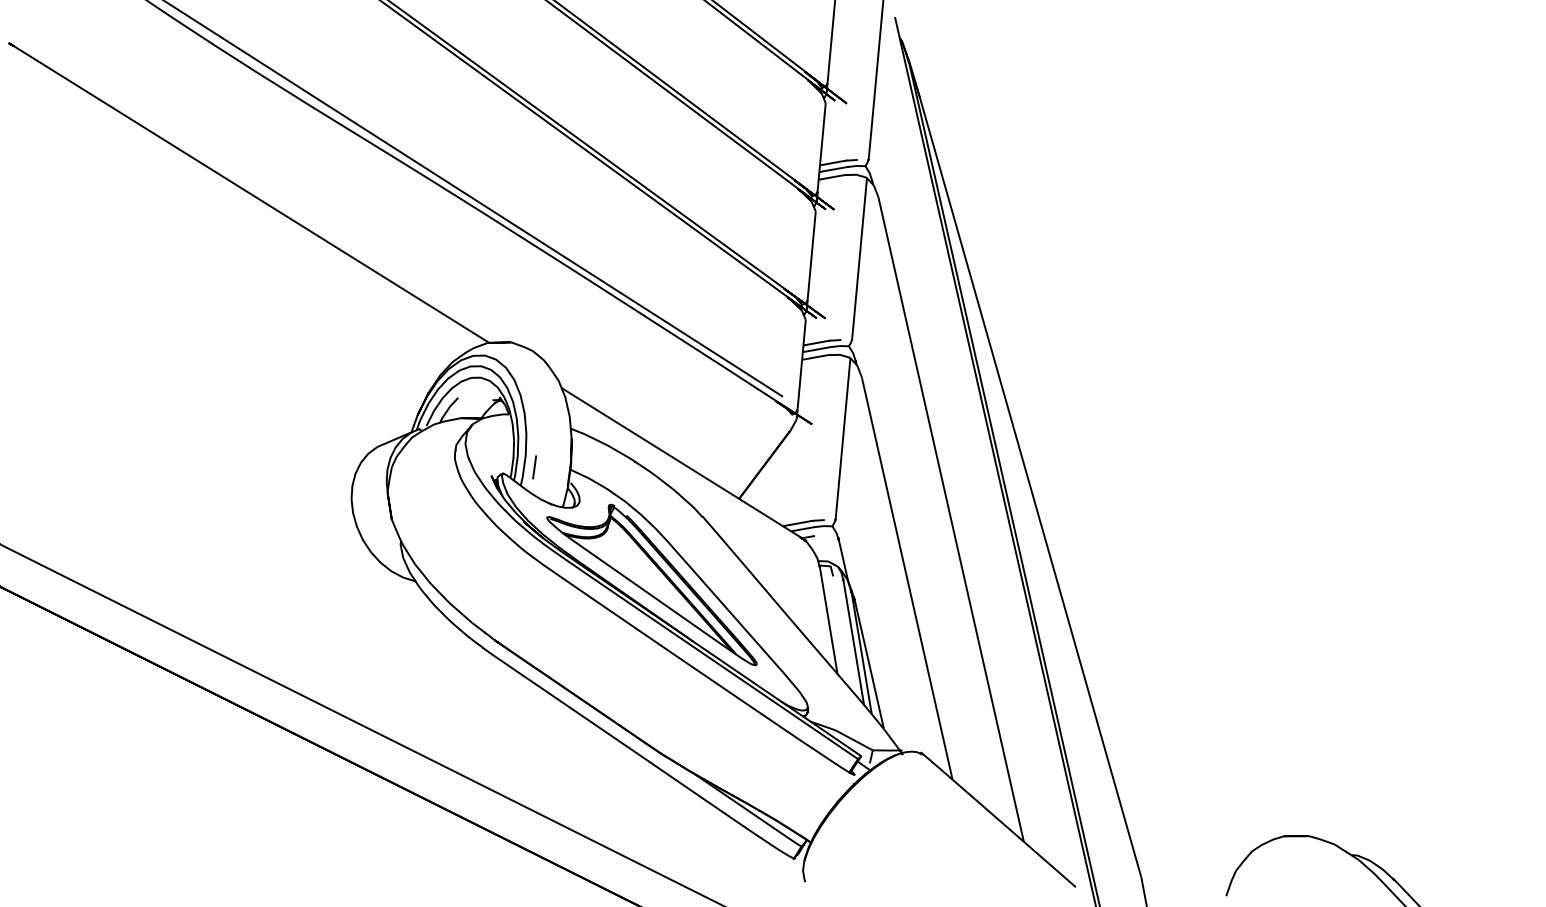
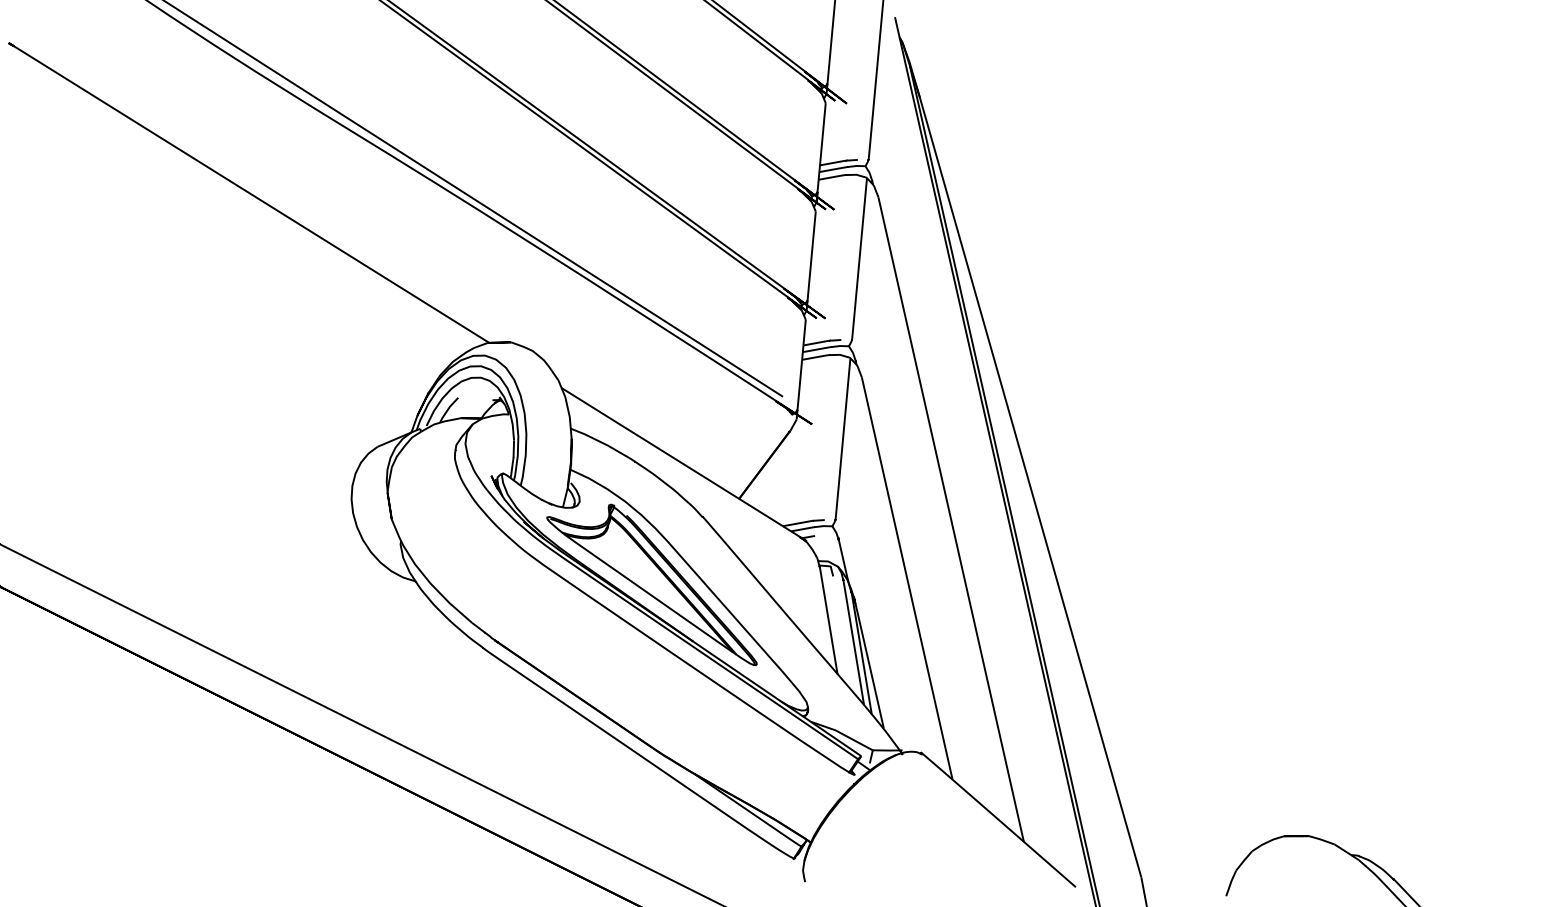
line: present -> none (534, 467)
